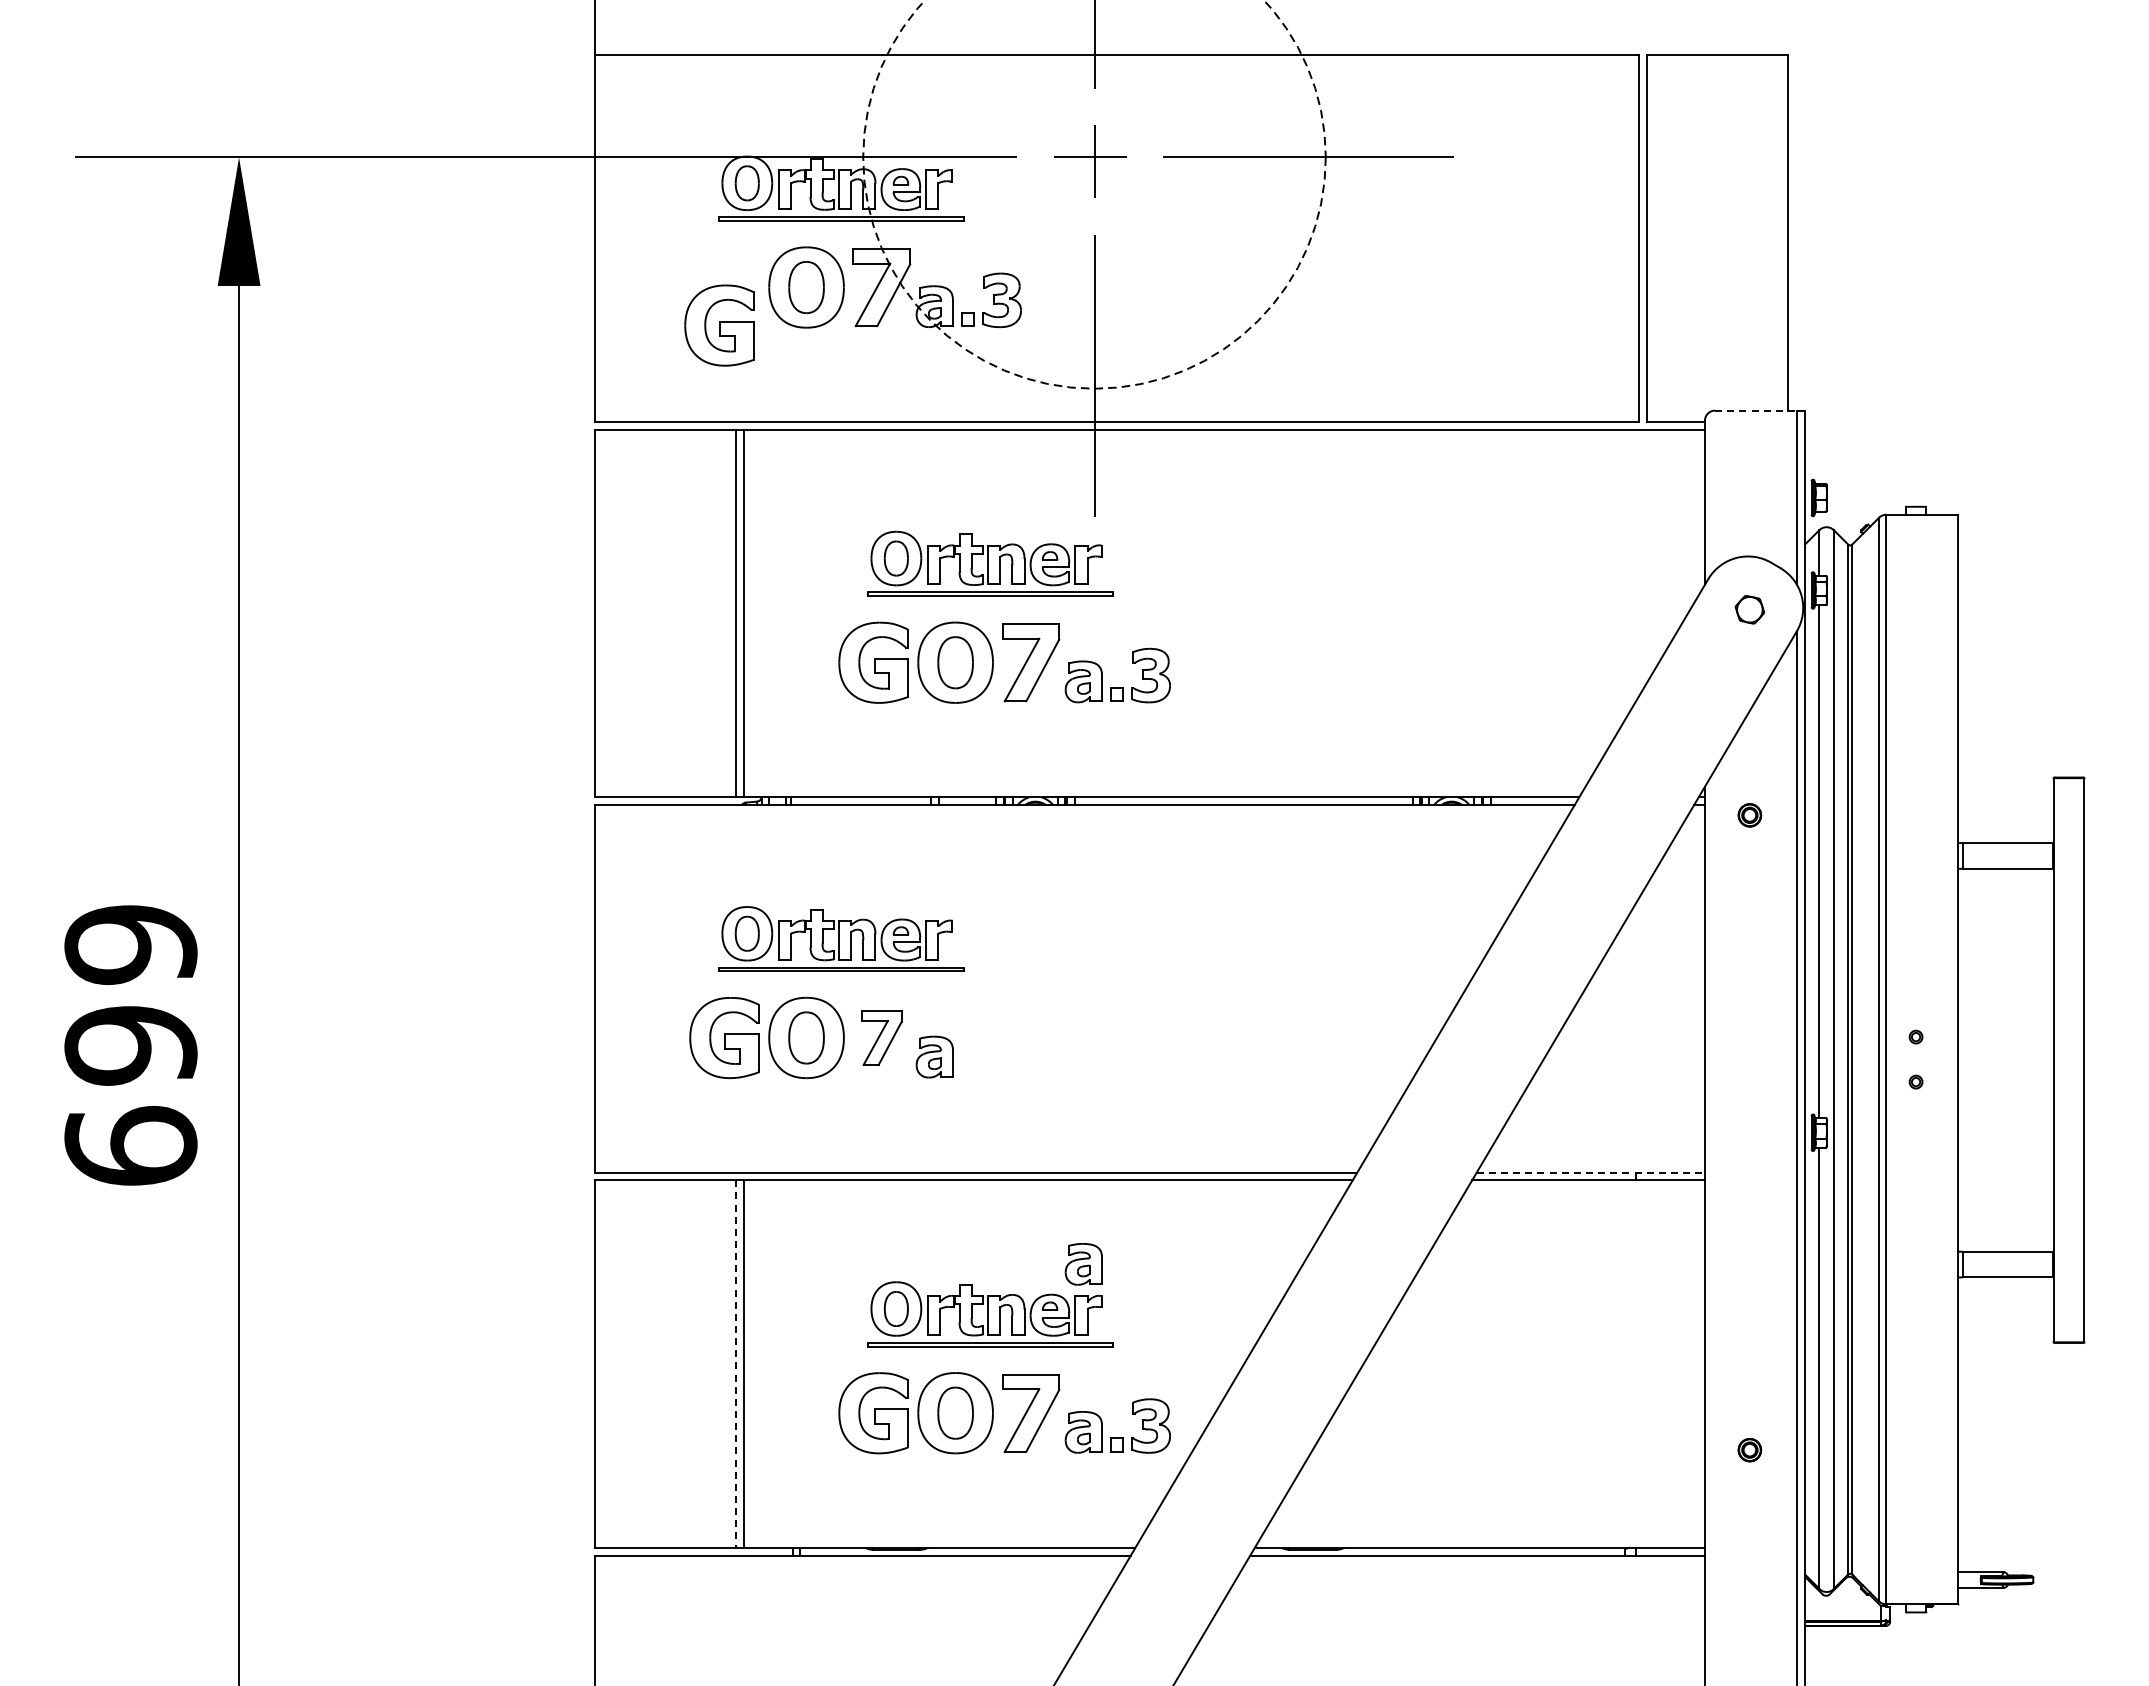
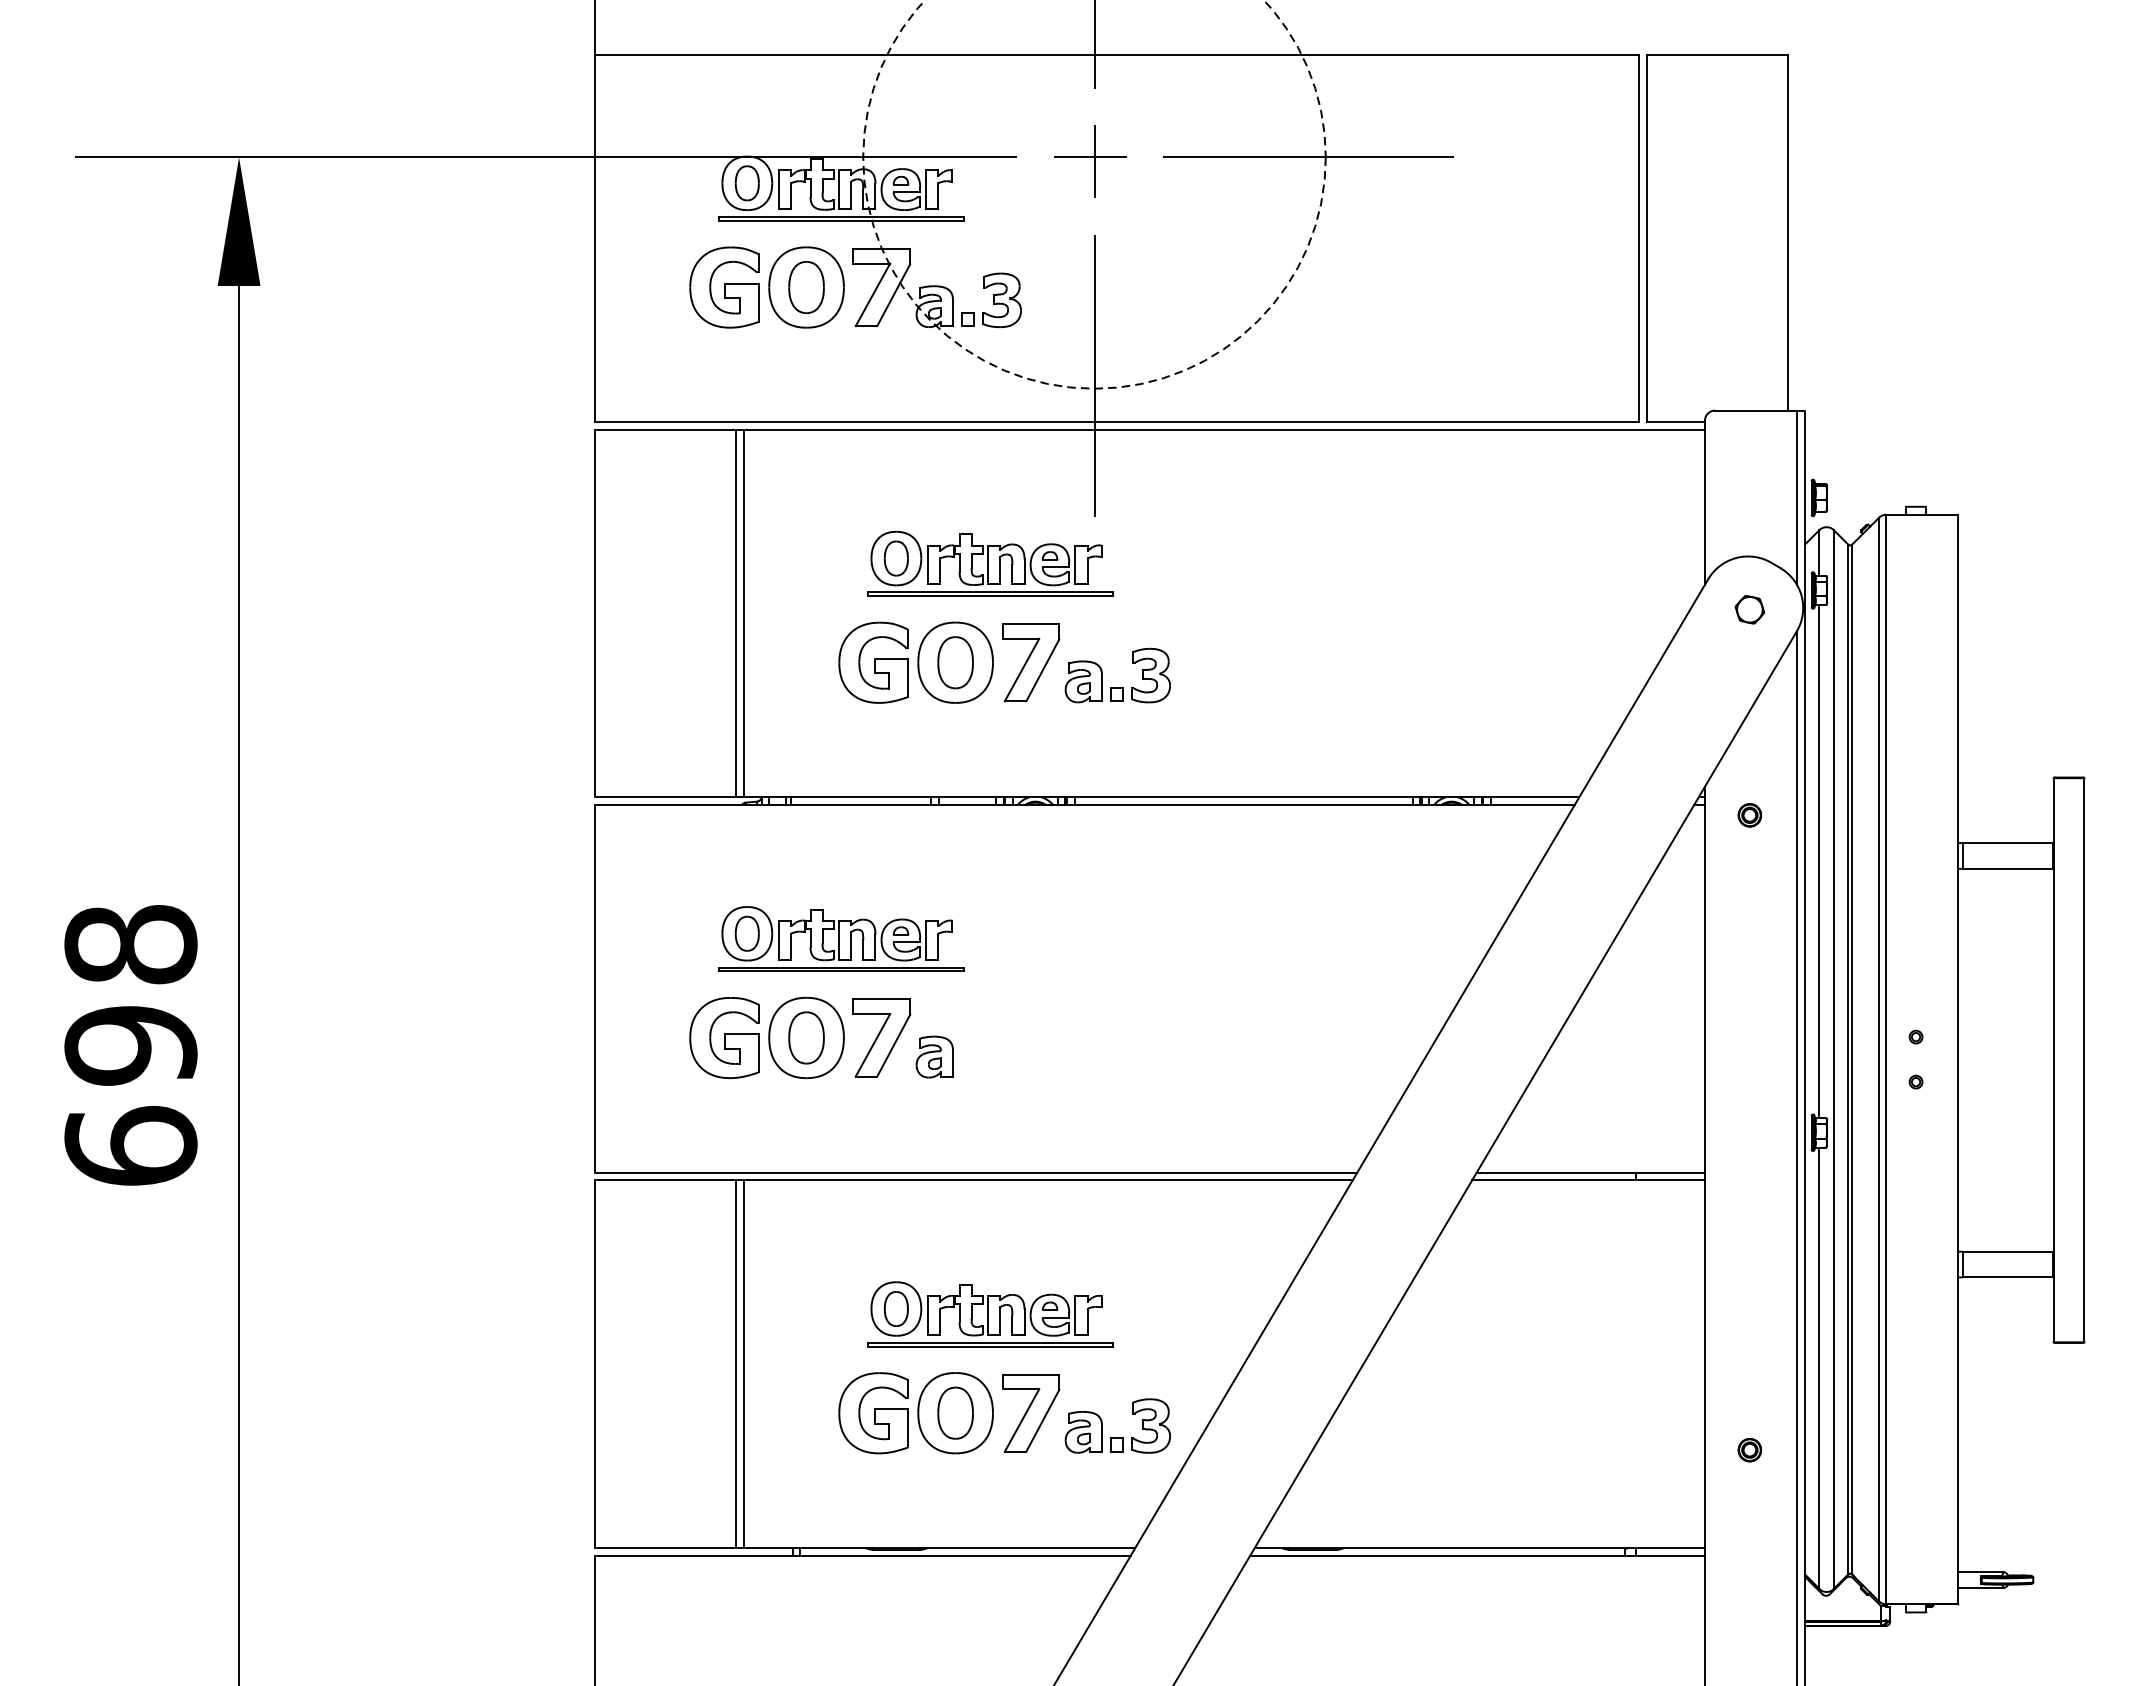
part position: (719, 325) -> (724, 287) (724, 287)
line: dashed -> solid (1756, 410)
text: 699 -> 698 (130, 945)
part size: 42x56 px -> 60x80 px (881, 1037)
line: dashed -> solid (1591, 1172)
part: present -> none (1083, 1264)
line: dashed -> solid (736, 1364)
